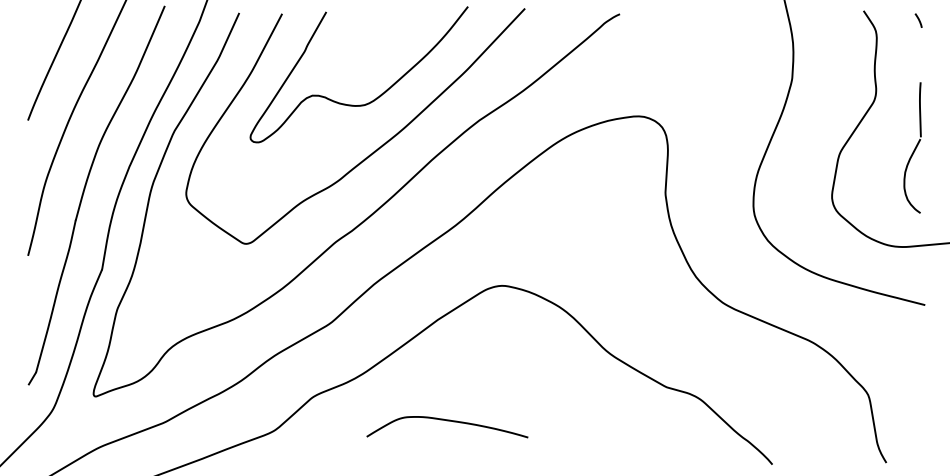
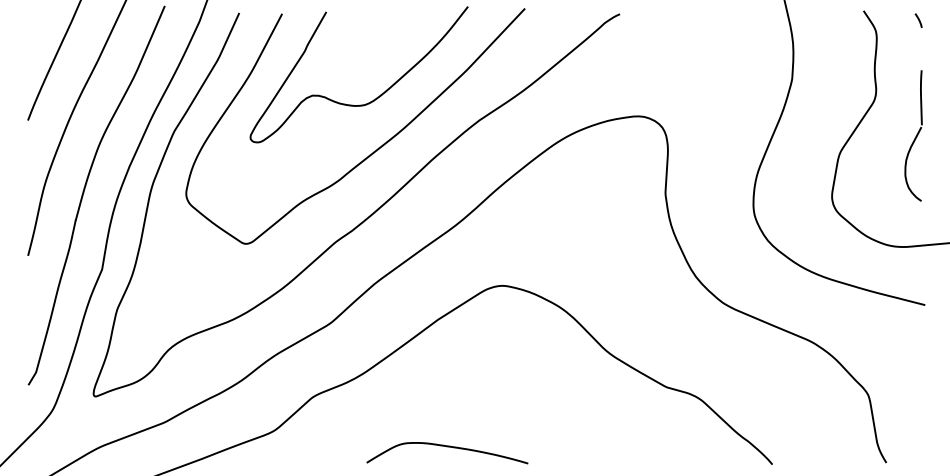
part position: (912, 147) -> (913, 135) (913, 135)
curve position: (447, 421) -> (447, 447) (447, 447)
